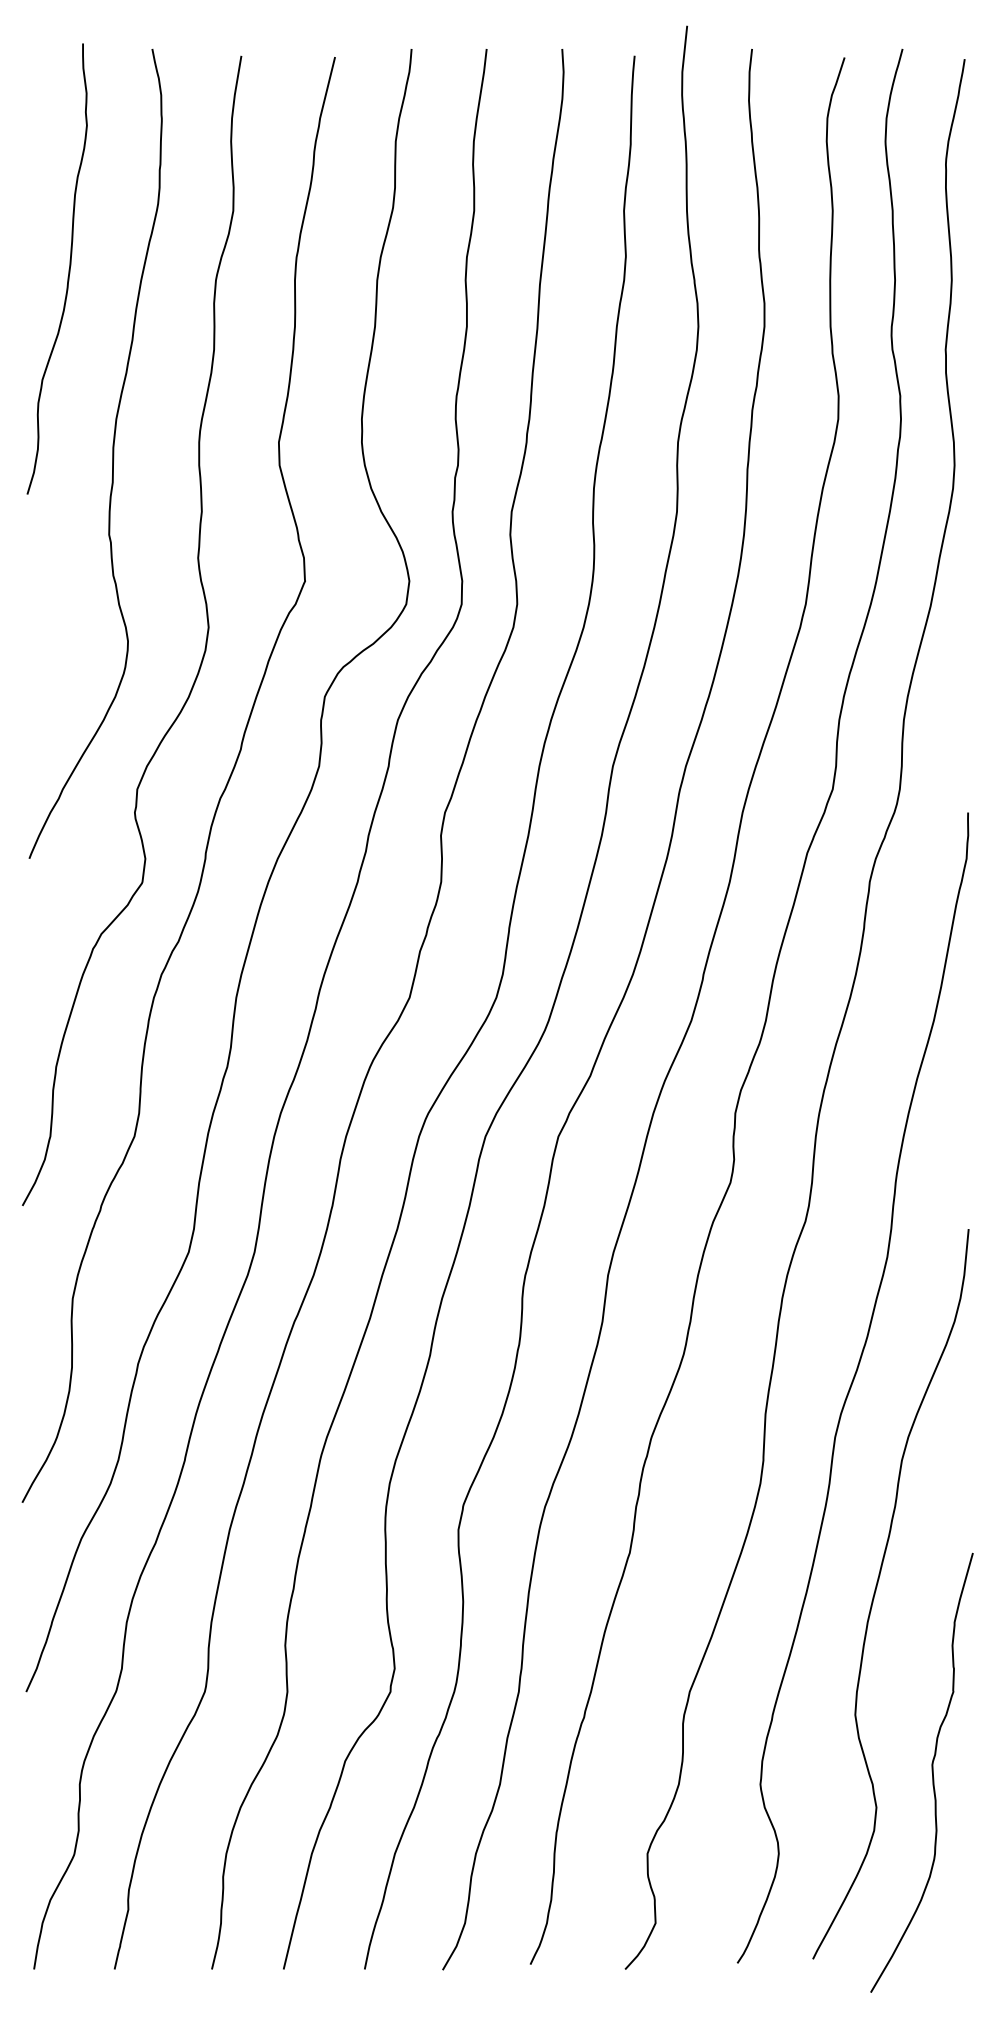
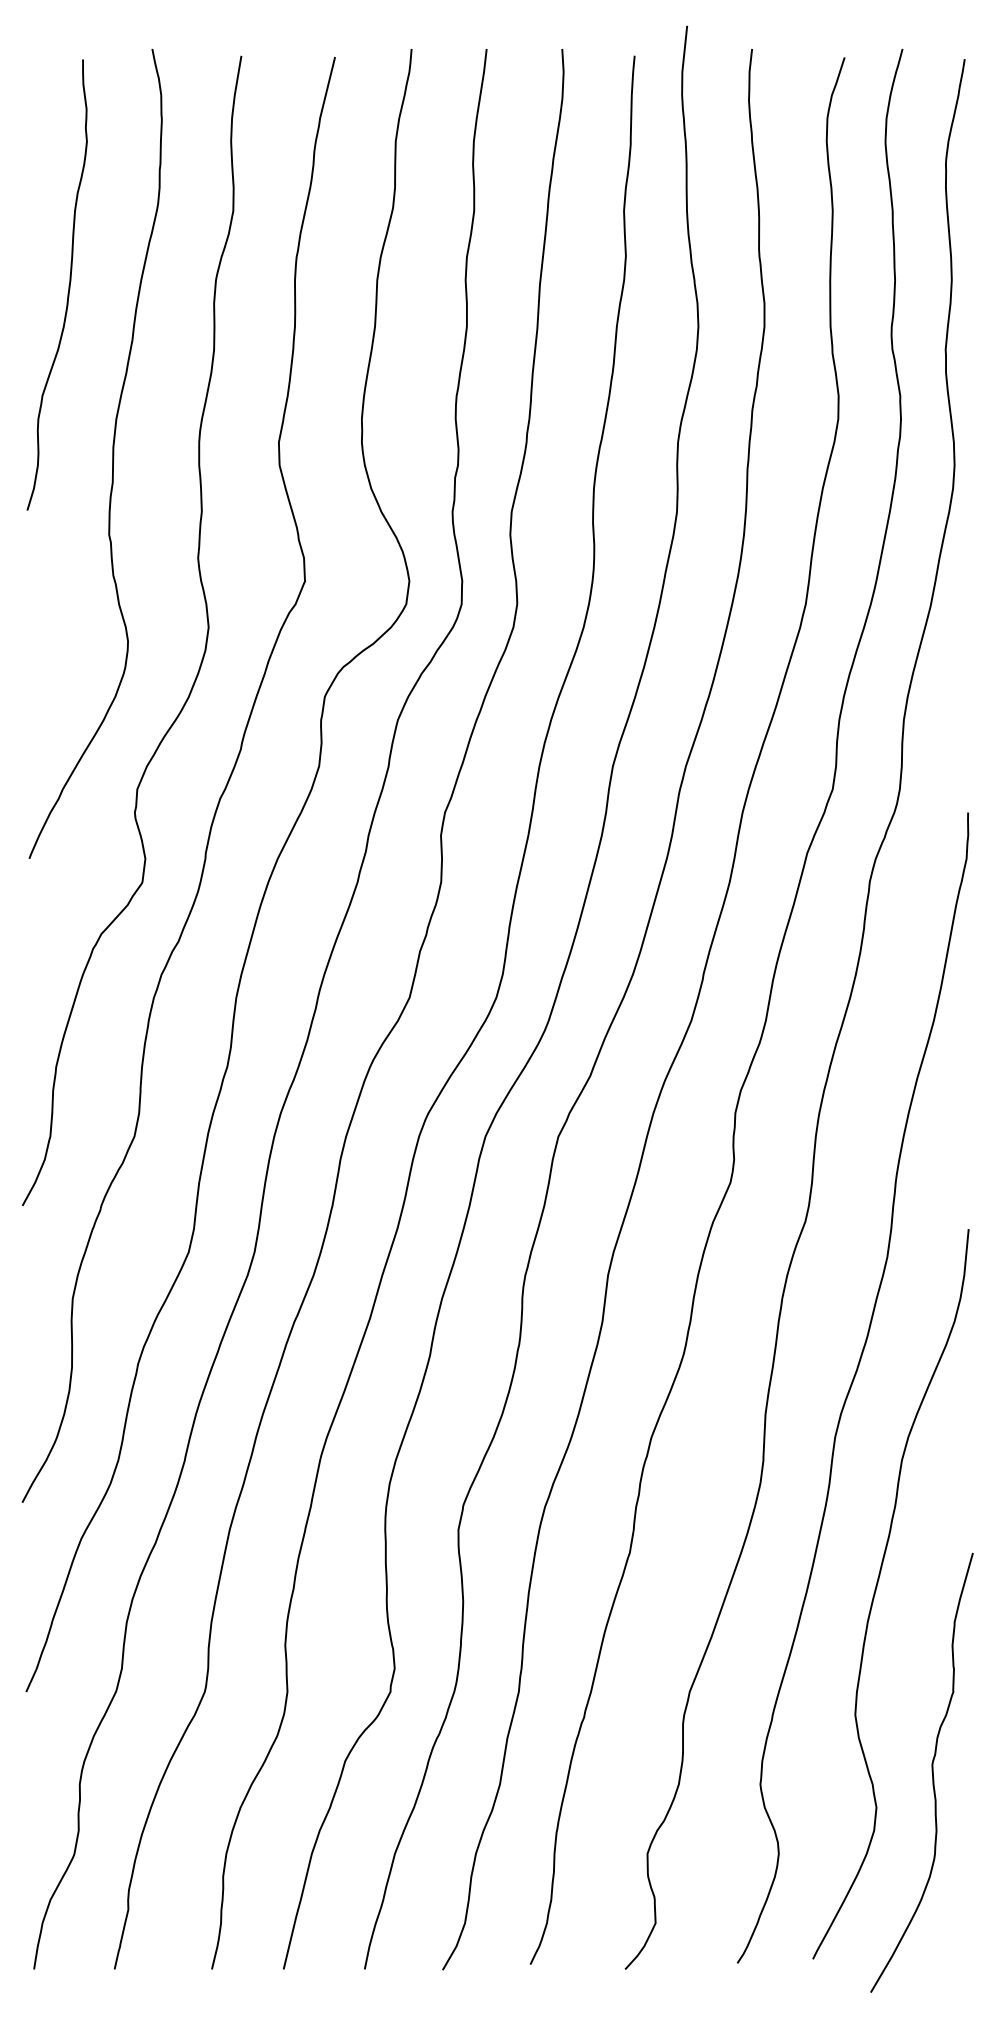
curve position: (68, 269) -> (68, 285) (68, 285)
